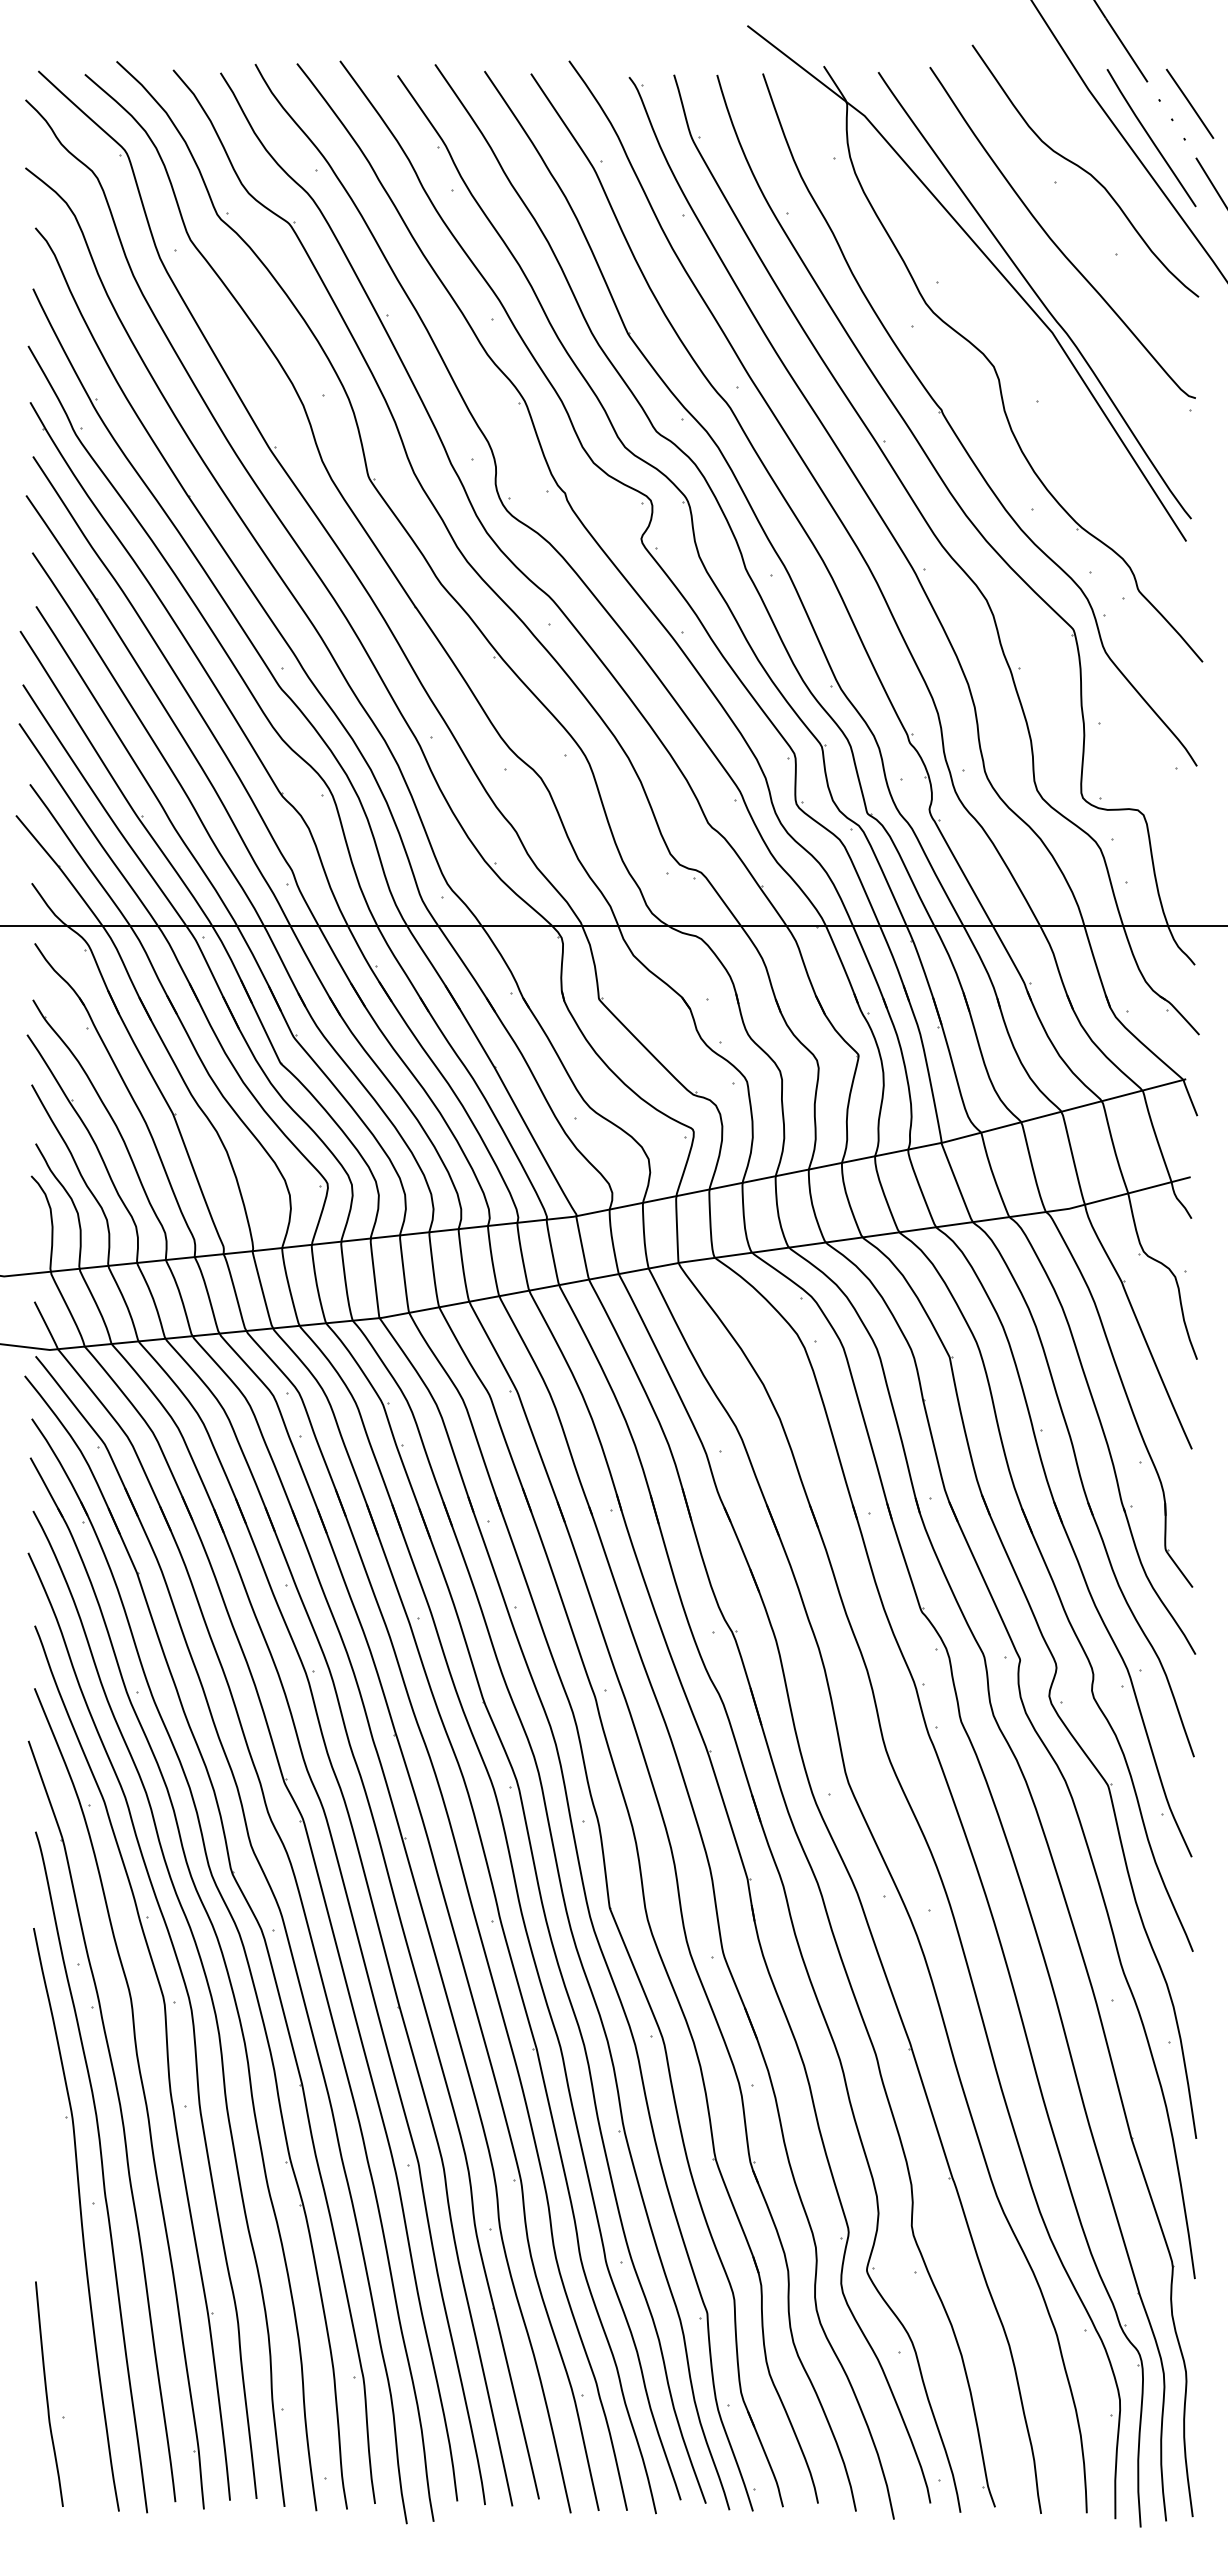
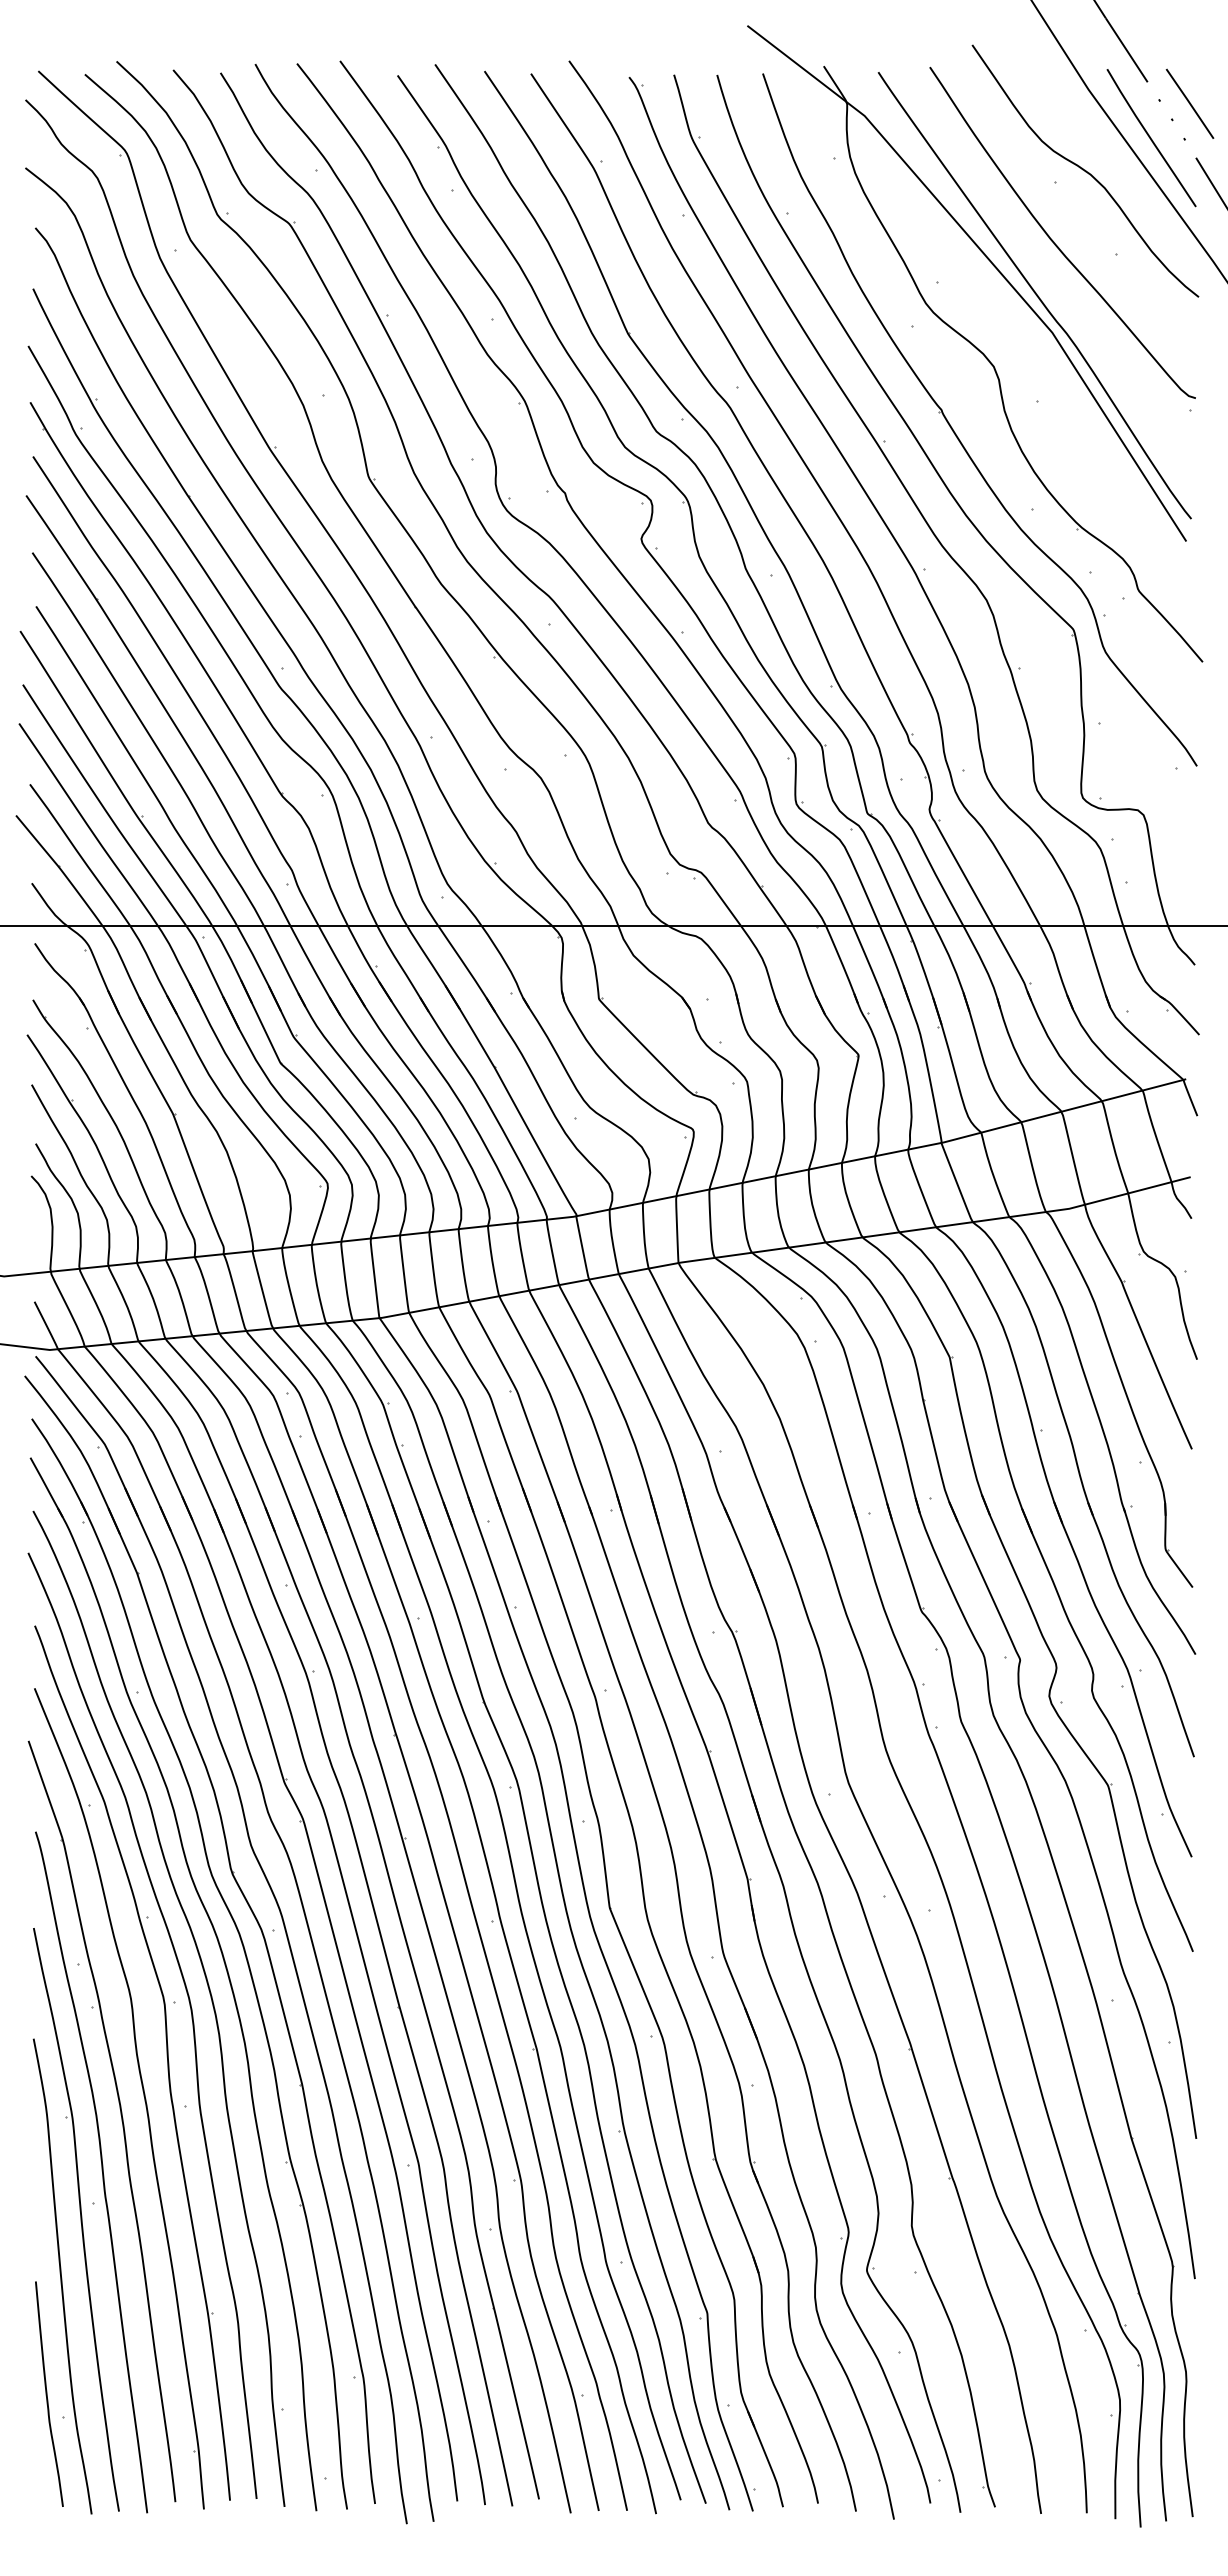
curve: none -> present (61, 2276)
